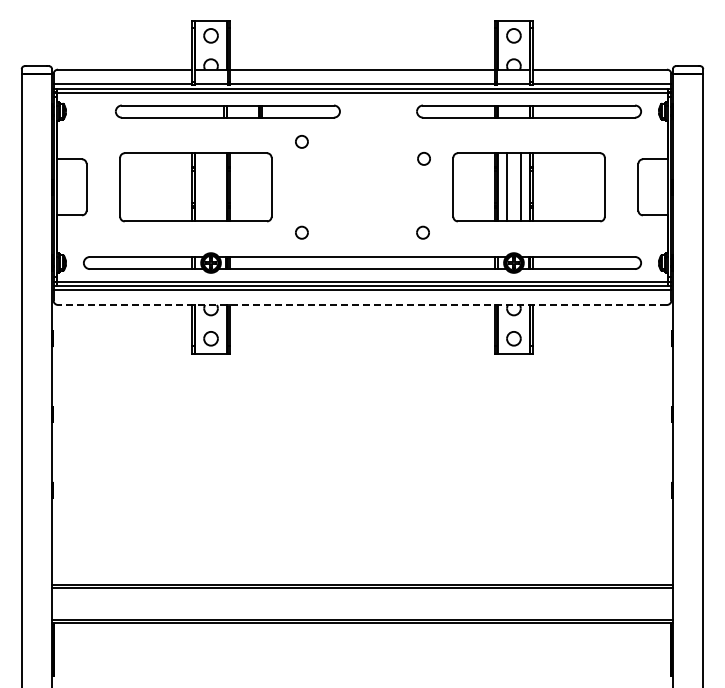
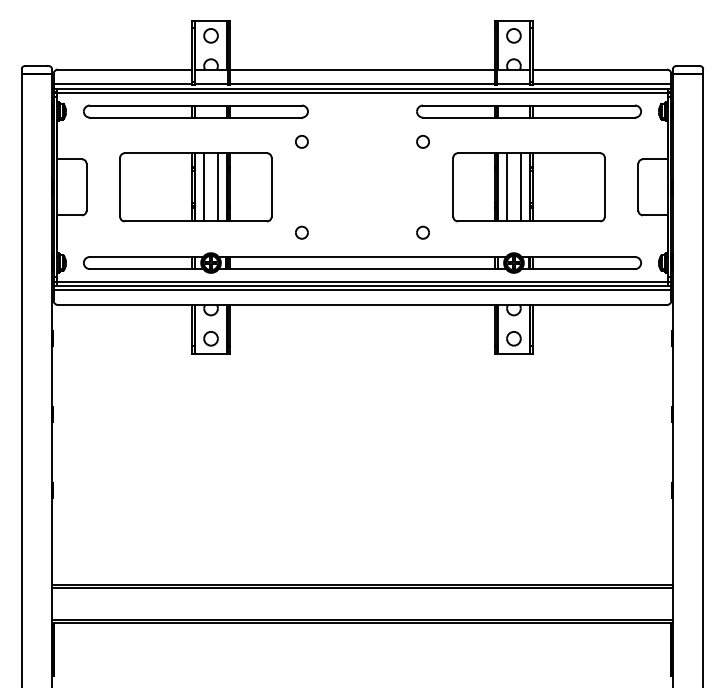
part position: (227, 111) -> (195, 111) (195, 111)
part position: (423, 158) -> (422, 141) (422, 141)
line: none -> present (204, 187)
line: none -> present (217, 187)
line: dashed -> solid (362, 305)
